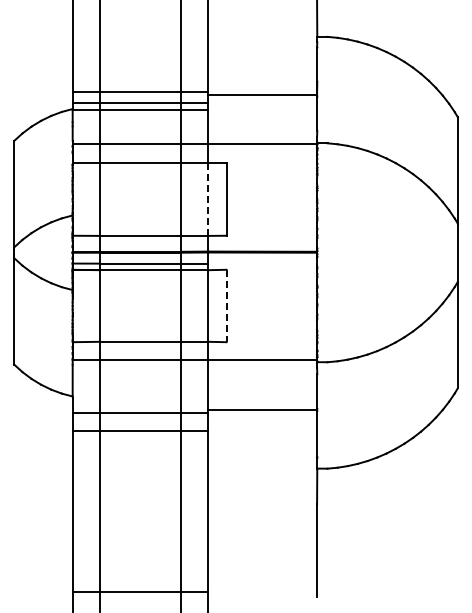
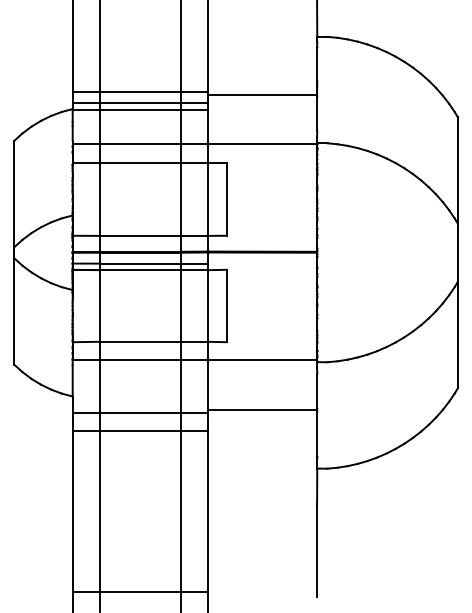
line: dashed -> solid (208, 199)
line: dashed -> solid (226, 306)
